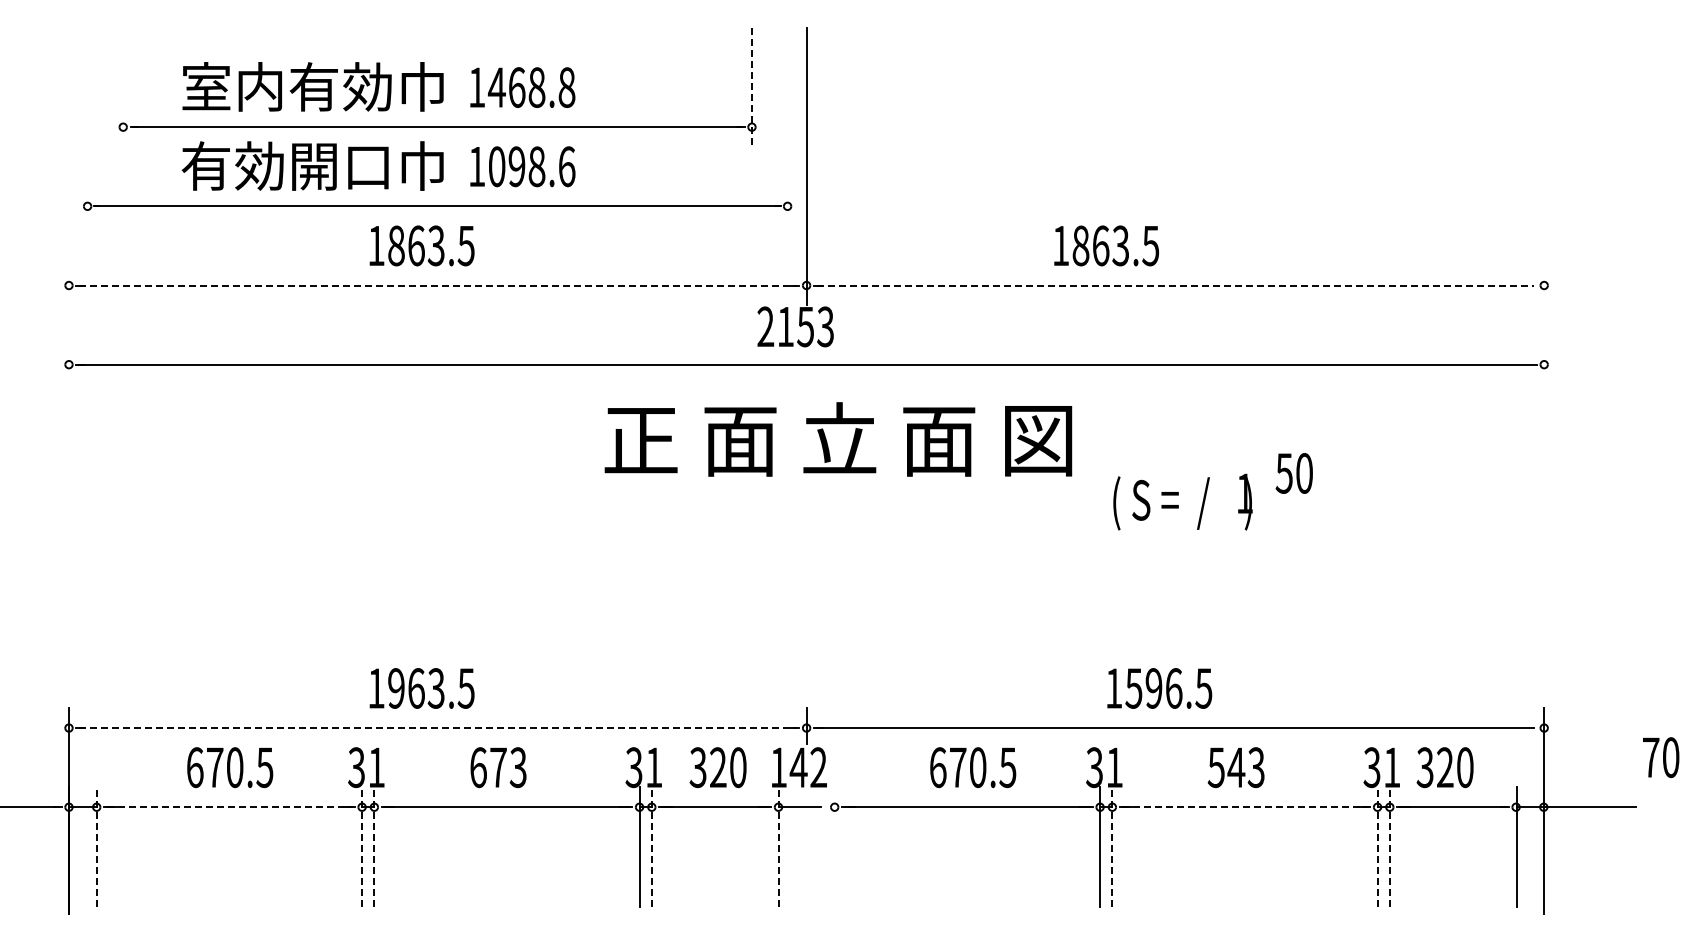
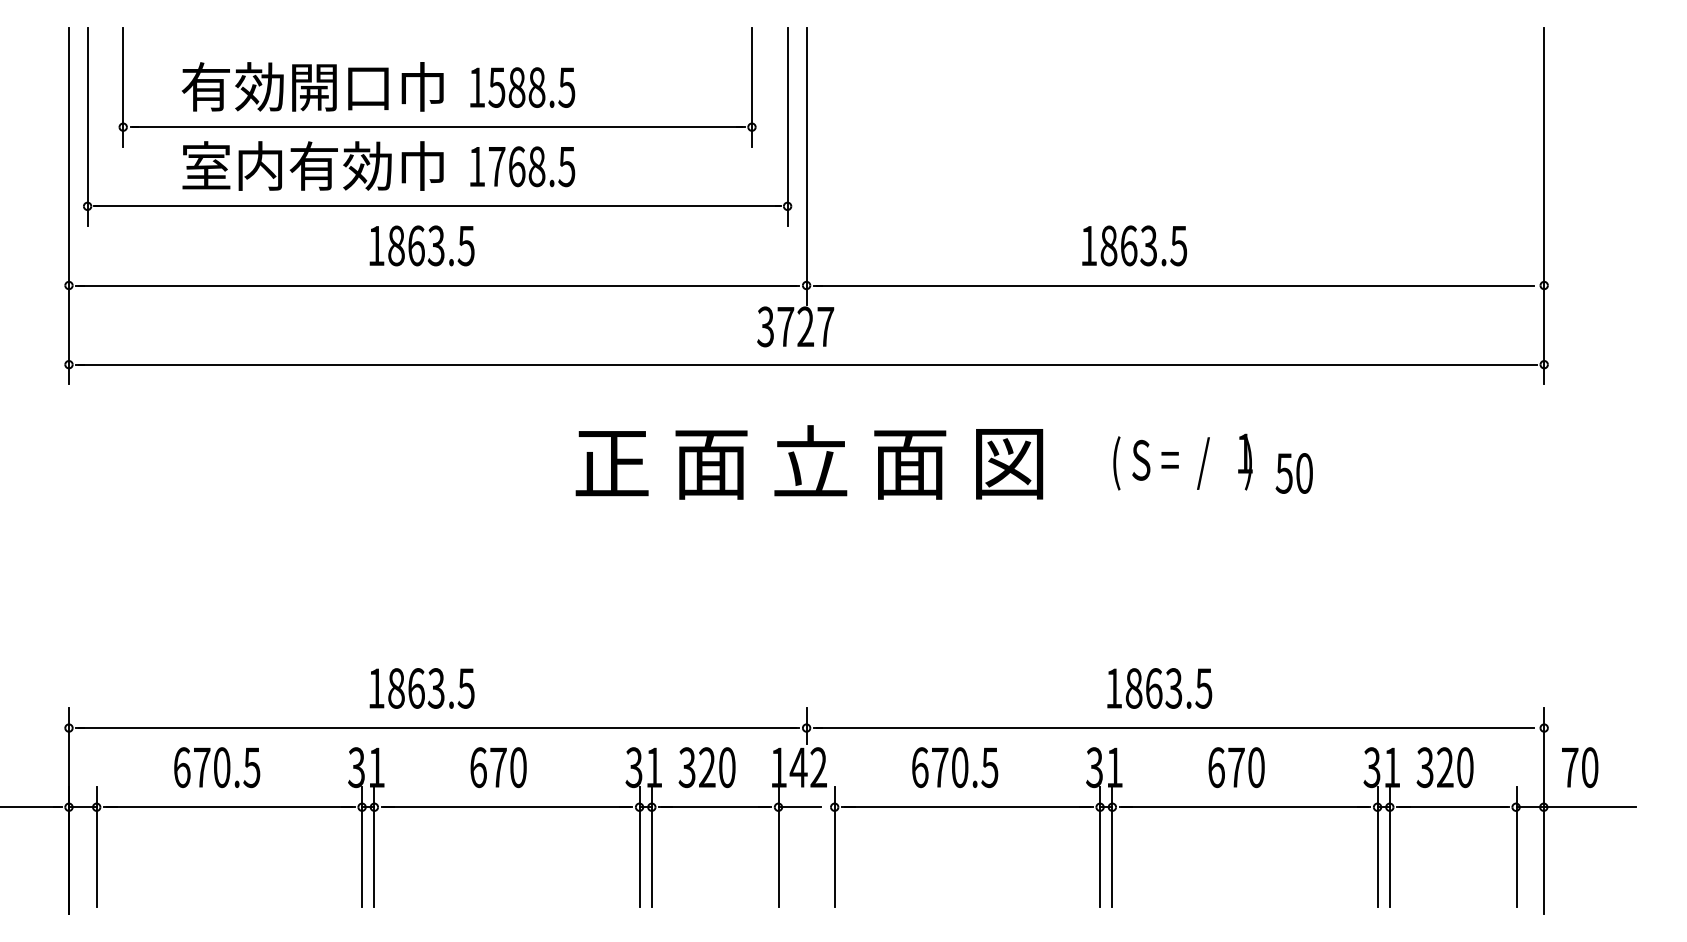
text: 室内有効巾 -> 有効開口巾 (286, 86)
line: none -> present (123, 87)
text: 1468.8 -> 1588.5 (531, 87)
line: dashed -> solid (751, 88)
line: none -> present (87, 127)
line: none -> present (787, 127)
text: 有効開口巾 -> 室内有効巾 (286, 165)
text: 1098.6 -> 1768.5 (532, 166)
line: none -> present (69, 206)
line: none -> present (1544, 206)
text position: (1106, 245) -> (1134, 245) (1134, 245)
line: dashed -> solid (437, 285)
line: dashed -> solid (1175, 285)
text: 2153 -> 3727 (795, 326)
text position: (838, 439) -> (809, 462) (809, 462)
text position: (1182, 501) -> (1182, 461) (1182, 461)
text: 1963.5 -> 1863.5 (396, 688)
text: 1596.5 -> 1863.5 (1153, 688)
line: dashed -> solid (437, 728)
text position: (1661, 757) -> (1580, 767) (1580, 767)
text position: (230, 767) -> (217, 767) (217, 767)
text: 673 -> 670 (517, 767)
text position: (717, 767) -> (706, 767) (706, 767)
text position: (973, 767) -> (955, 767) (955, 767)
text: 543 -> 670 (1235, 767)
line: dashed -> solid (229, 807)
line: dashed -> solid (1244, 807)
line: dashed -> solid (96, 847)
line: dashed -> solid (362, 847)
line: dashed -> solid (374, 847)
line: dashed -> solid (651, 847)
line: dashed -> solid (778, 847)
line: none -> present (834, 847)
line: dashed -> solid (1112, 847)
line: dashed -> solid (1377, 847)
line: dashed -> solid (1389, 847)
